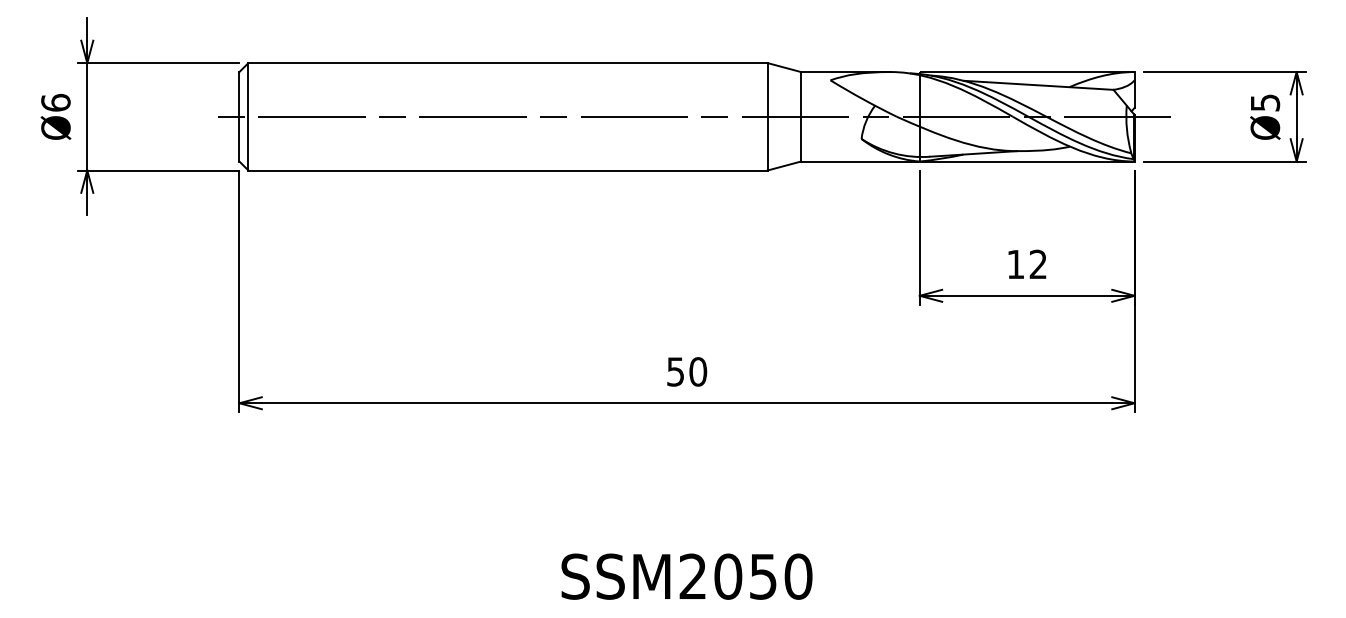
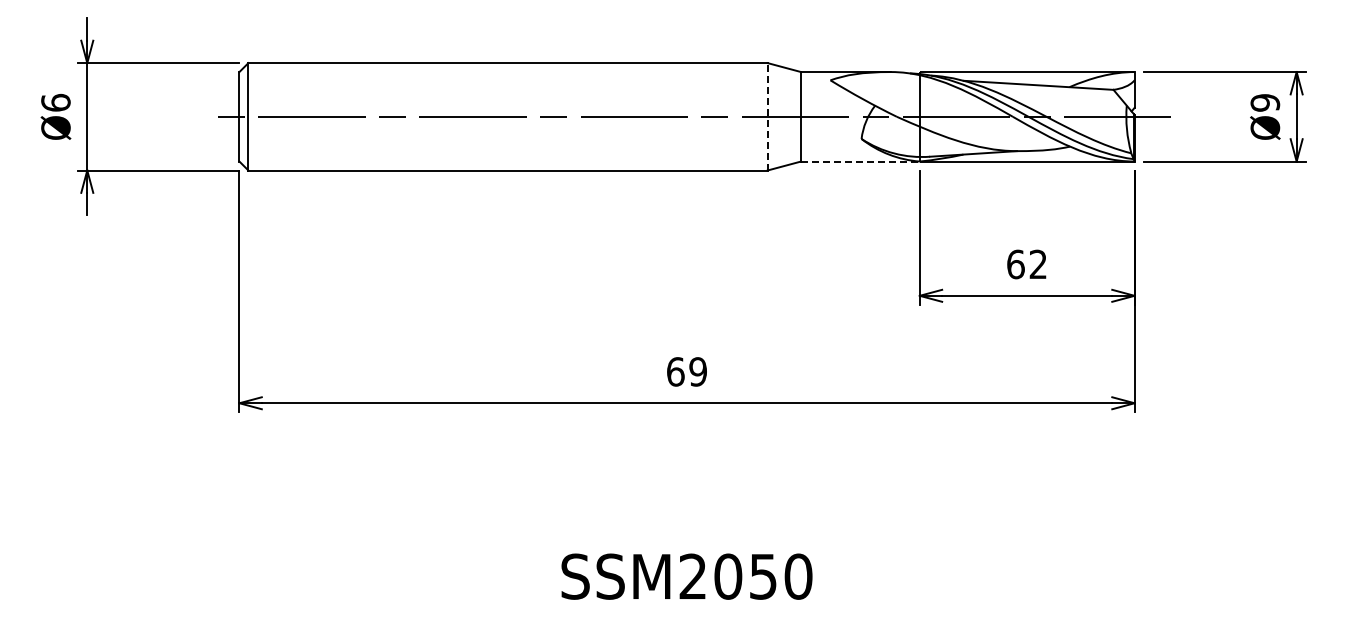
text: Ø5 -> Ø9 (1264, 102)
line: solid -> dashed (767, 116)
line: solid -> dashed (860, 161)
text: 12 -> 62 (1015, 264)
text: 50 -> 69 (687, 371)
